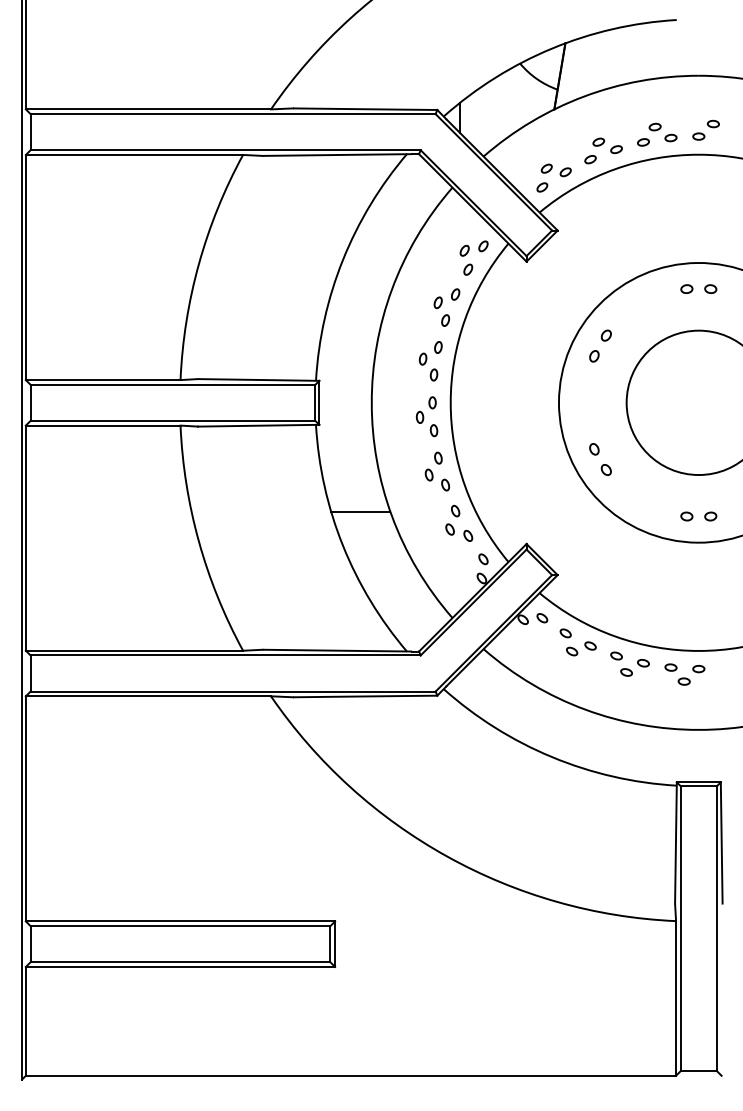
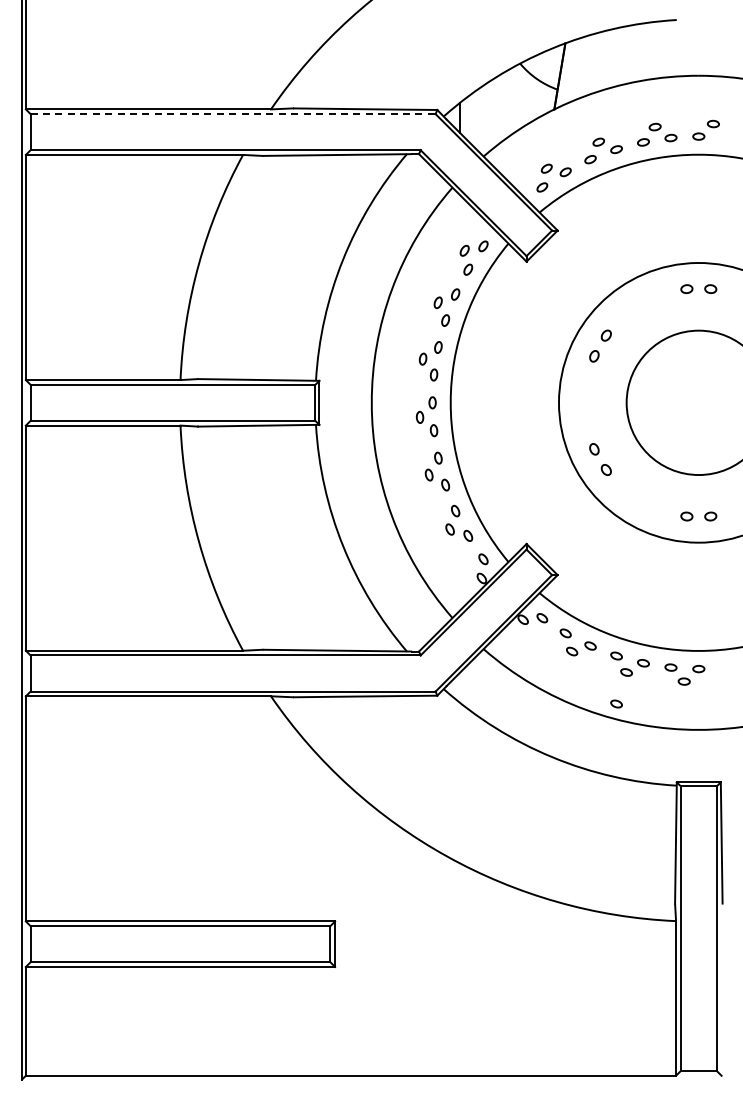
line: solid -> dashed (233, 114)
line: present -> none (360, 511)
part: none -> present (616, 703)
